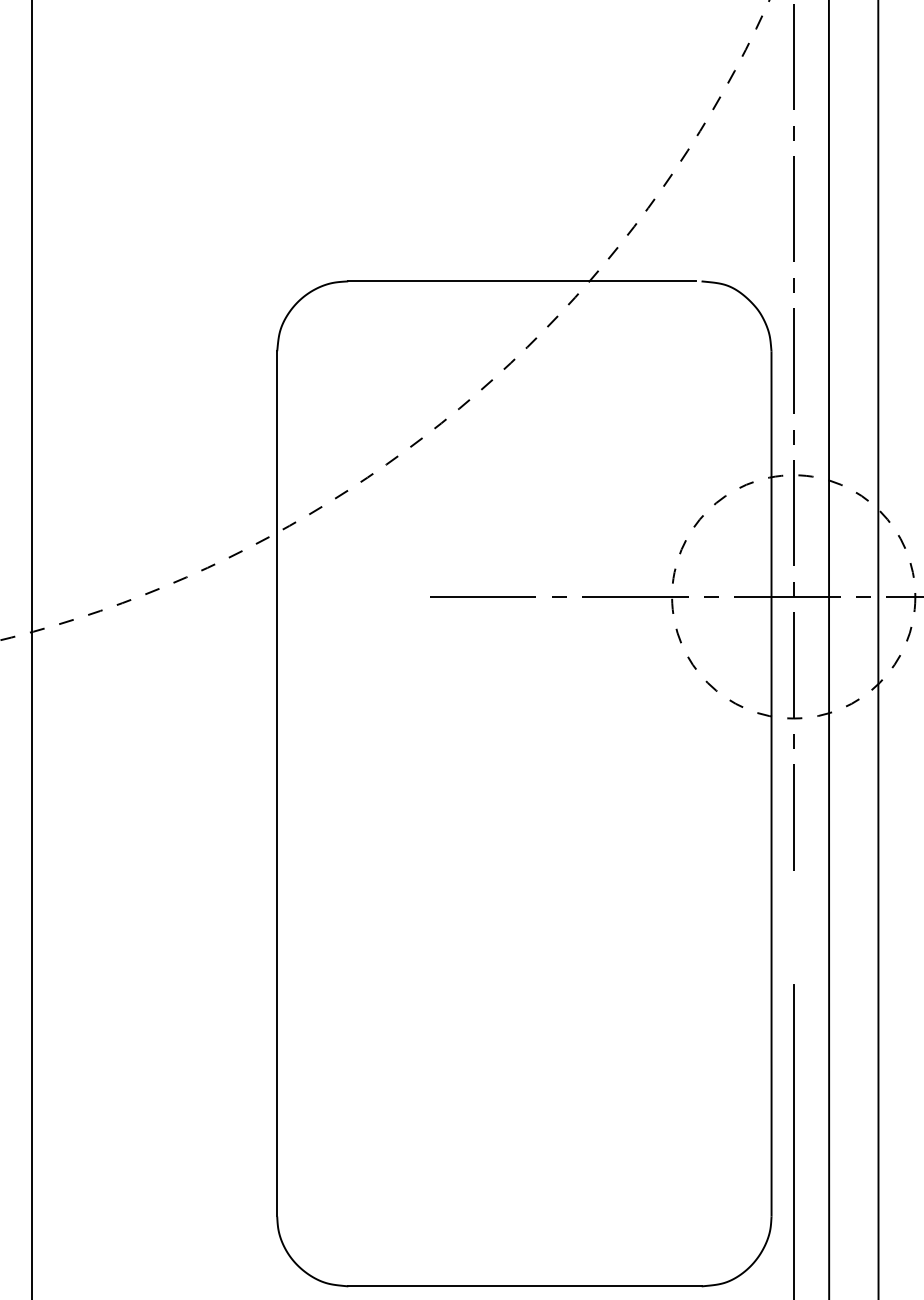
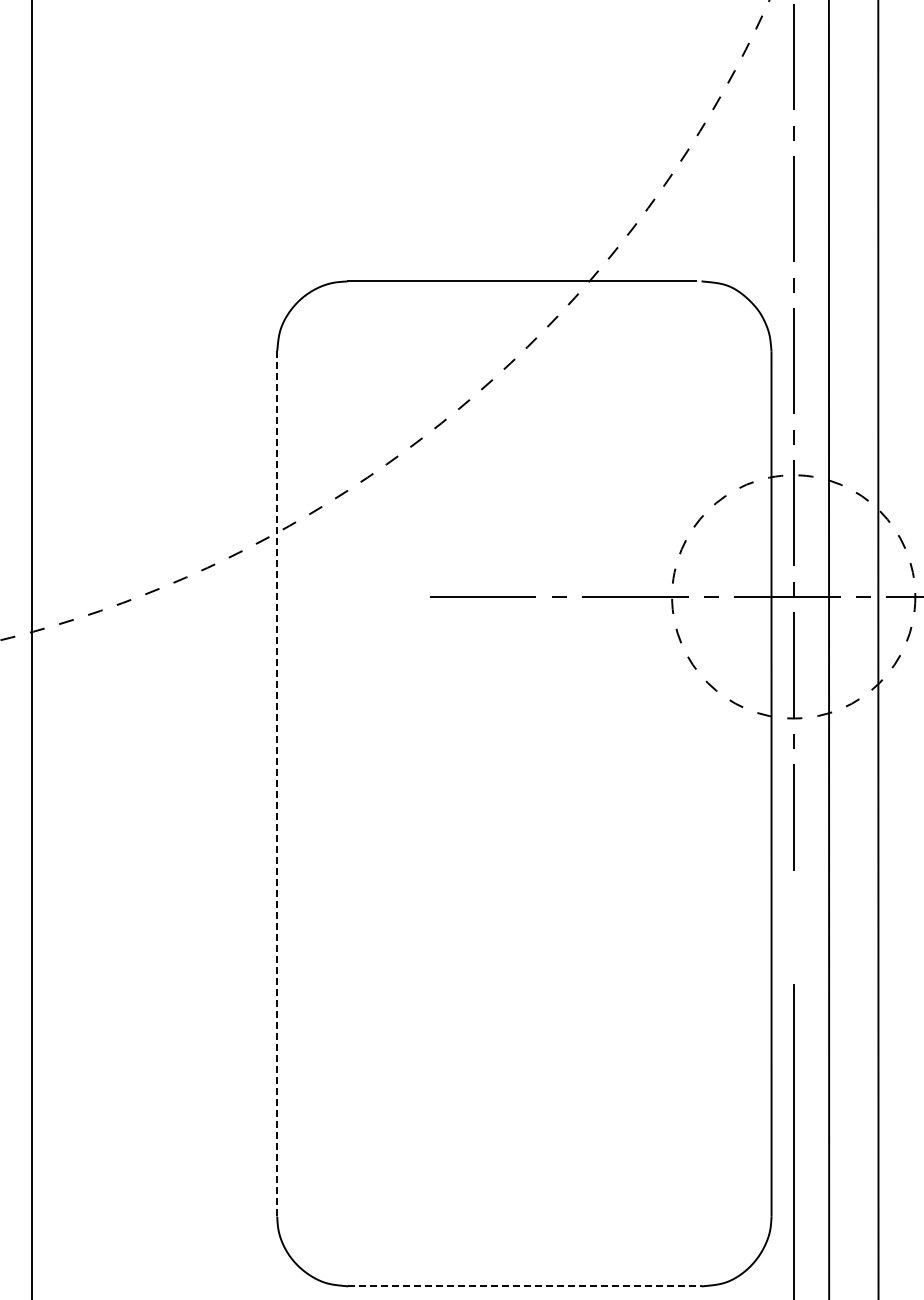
line: solid -> dashed (277, 783)
line: solid -> dashed (524, 1286)
